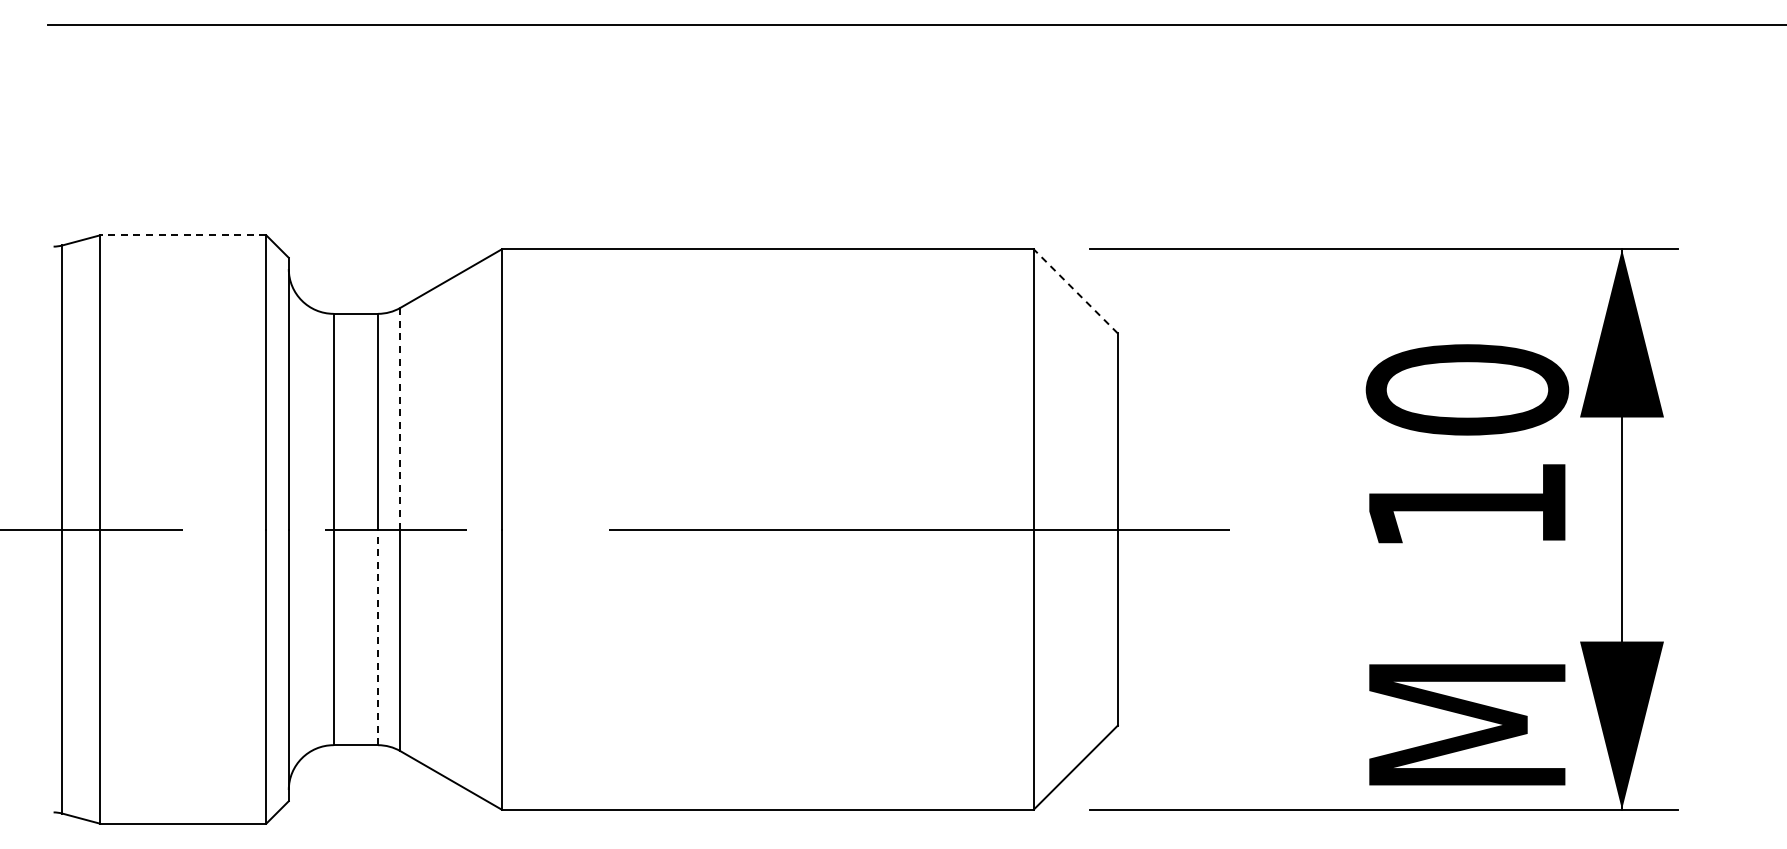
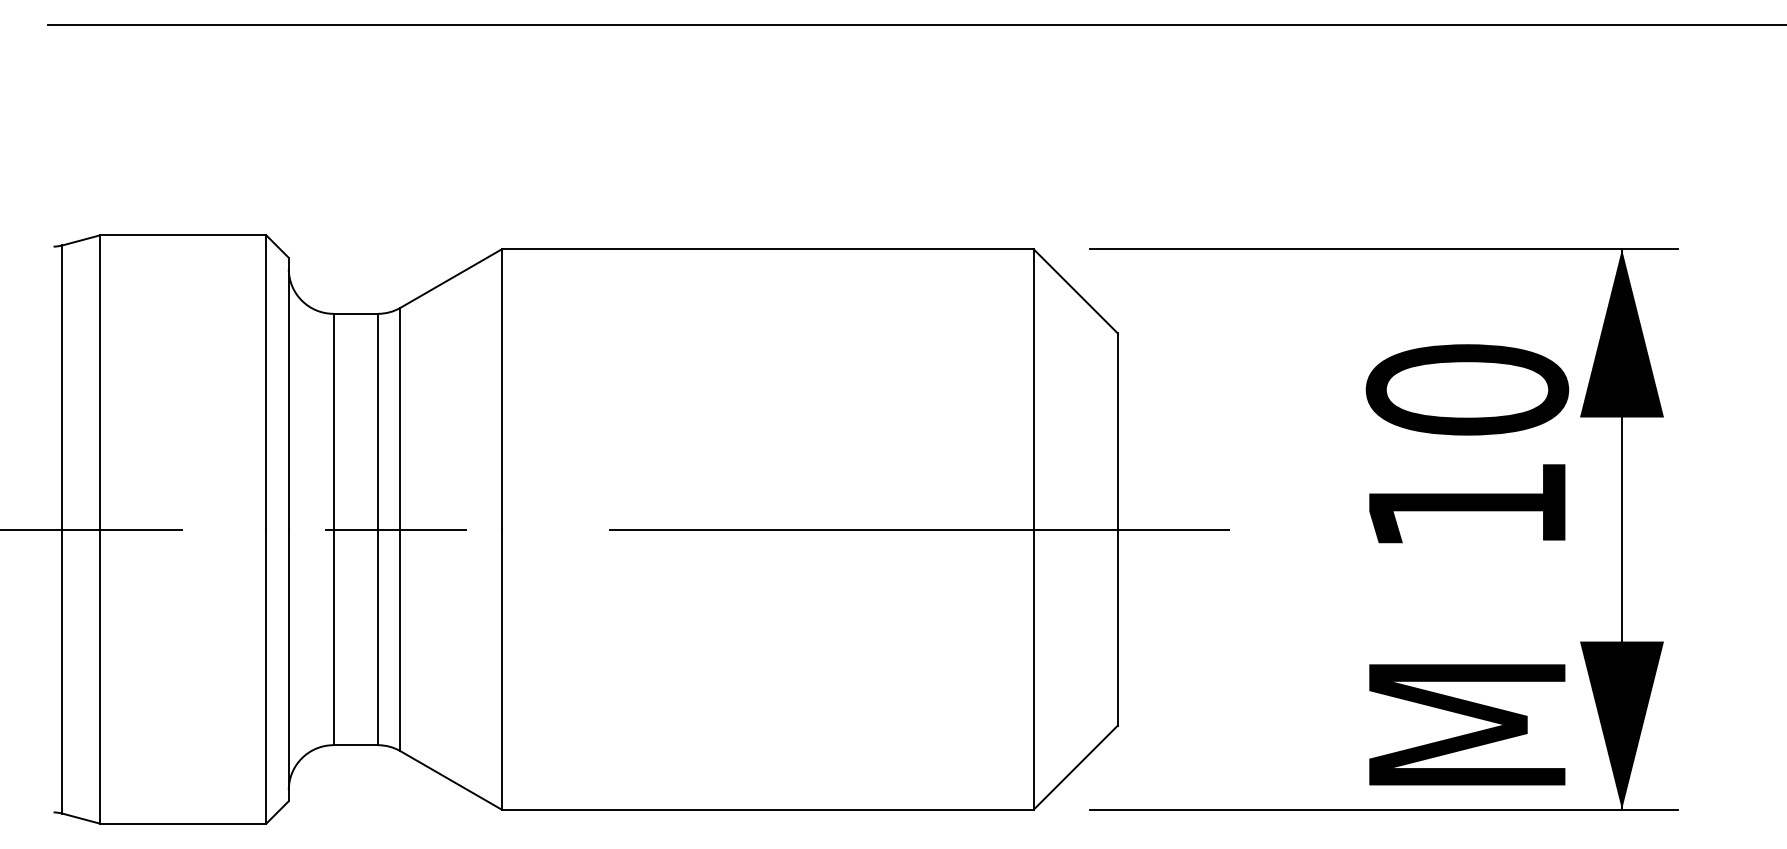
line: dashed -> solid (182, 235)
line: dashed -> solid (1075, 291)
line: dashed -> solid (400, 418)
line: dashed -> solid (378, 637)
